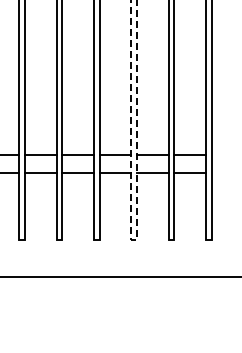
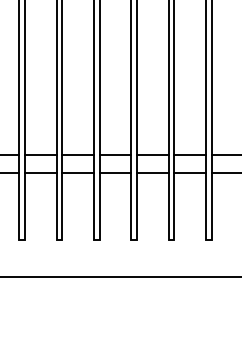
line: none -> present (224, 154)
line: none -> present (224, 173)
line: dashed -> solid (134, 240)
